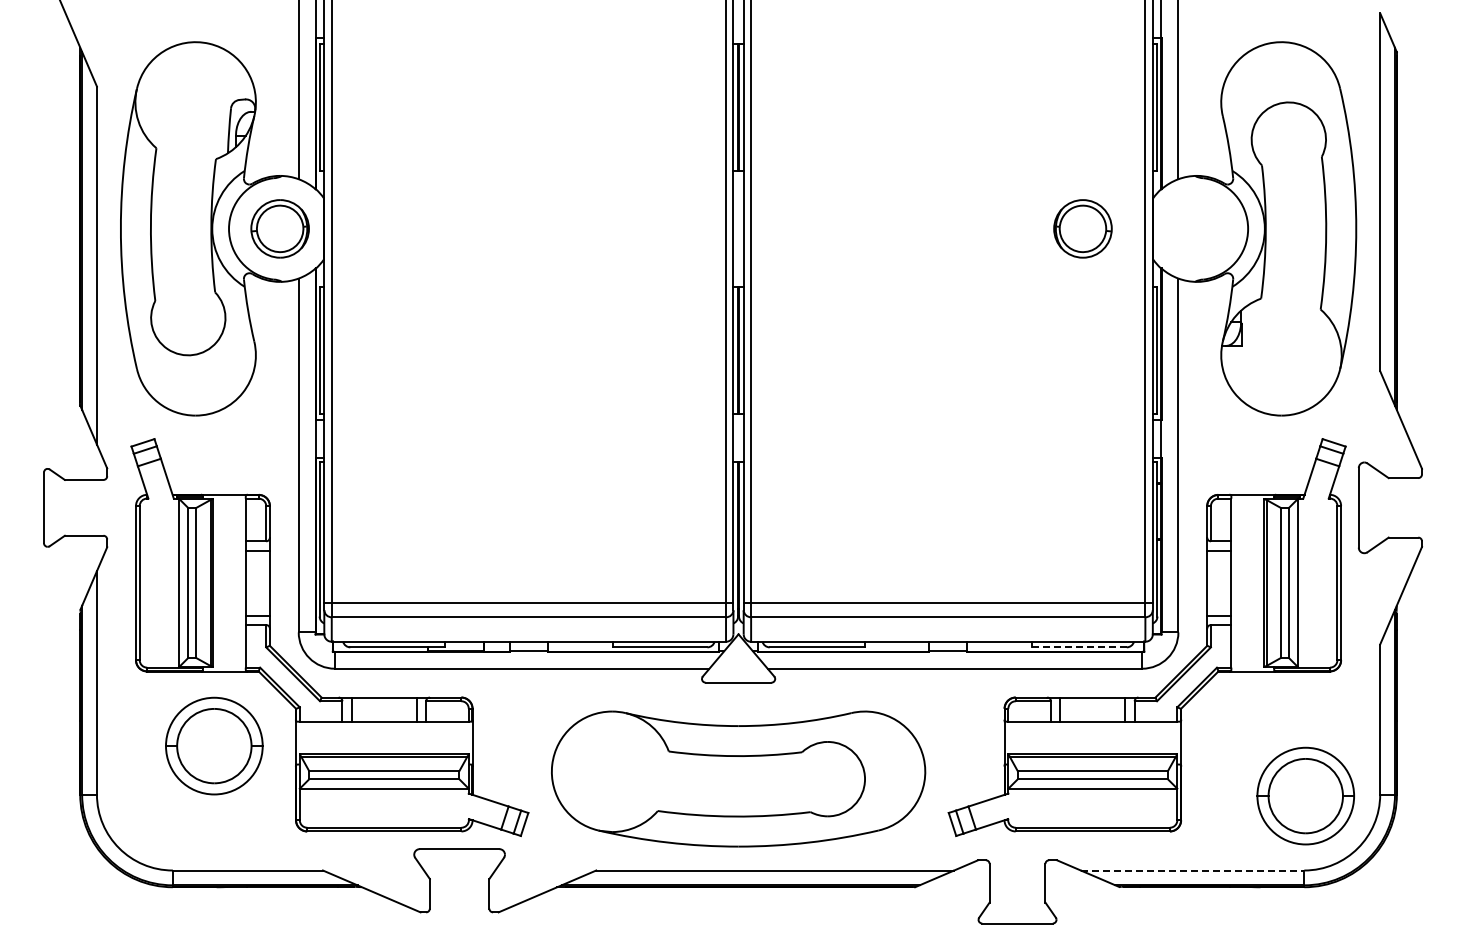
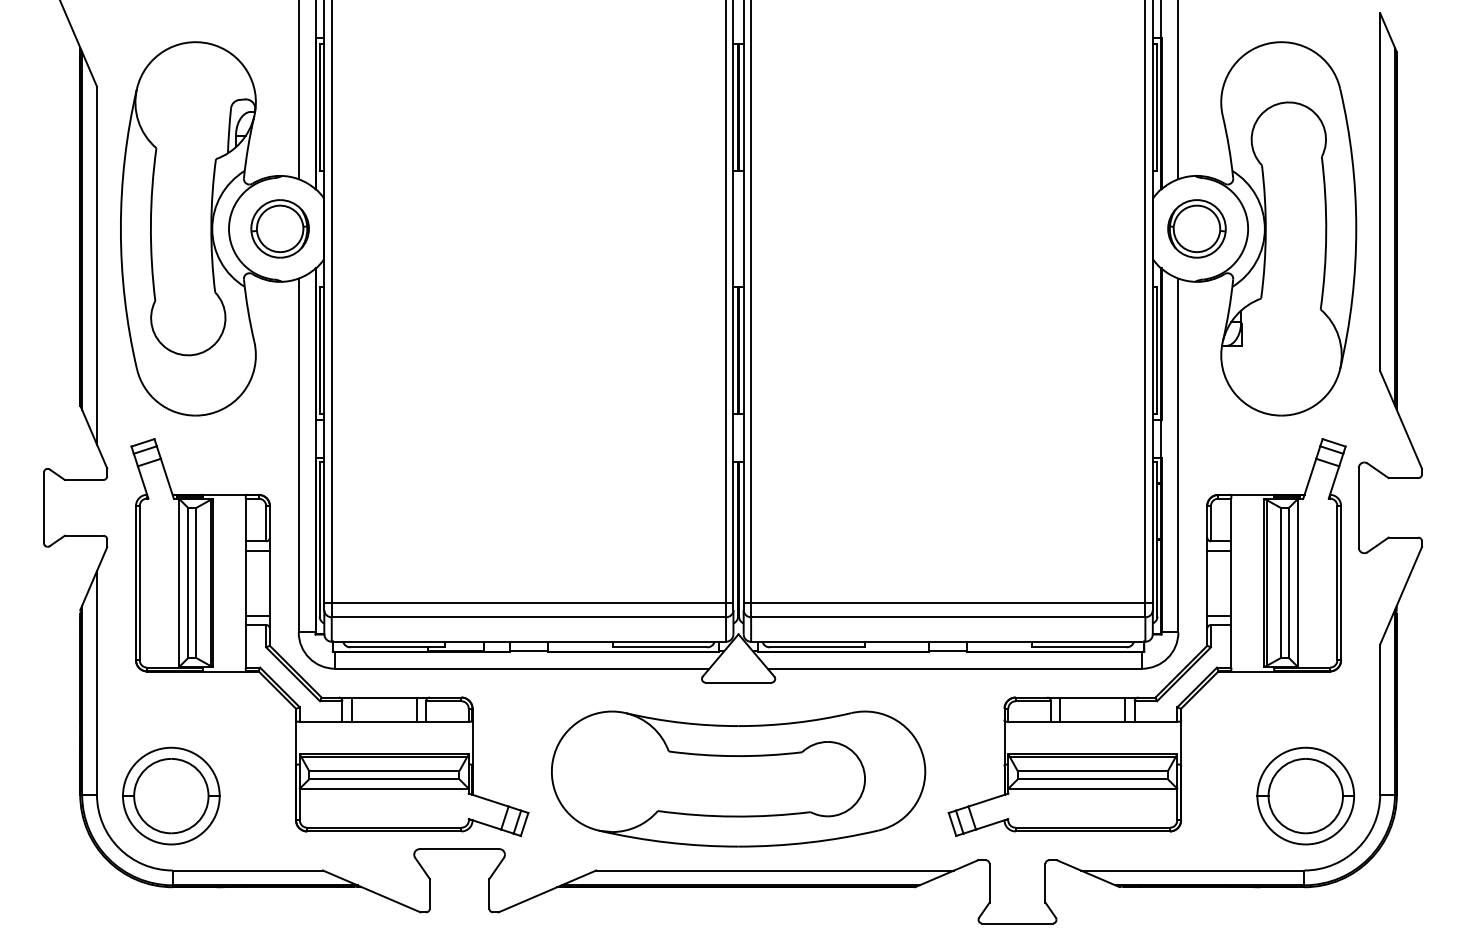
part position: (1082, 228) -> (1196, 228) (1196, 228)
line: dashed -> solid (1078, 647)
part position: (214, 745) -> (171, 795) (171, 795)
line: dashed -> solid (1192, 870)
